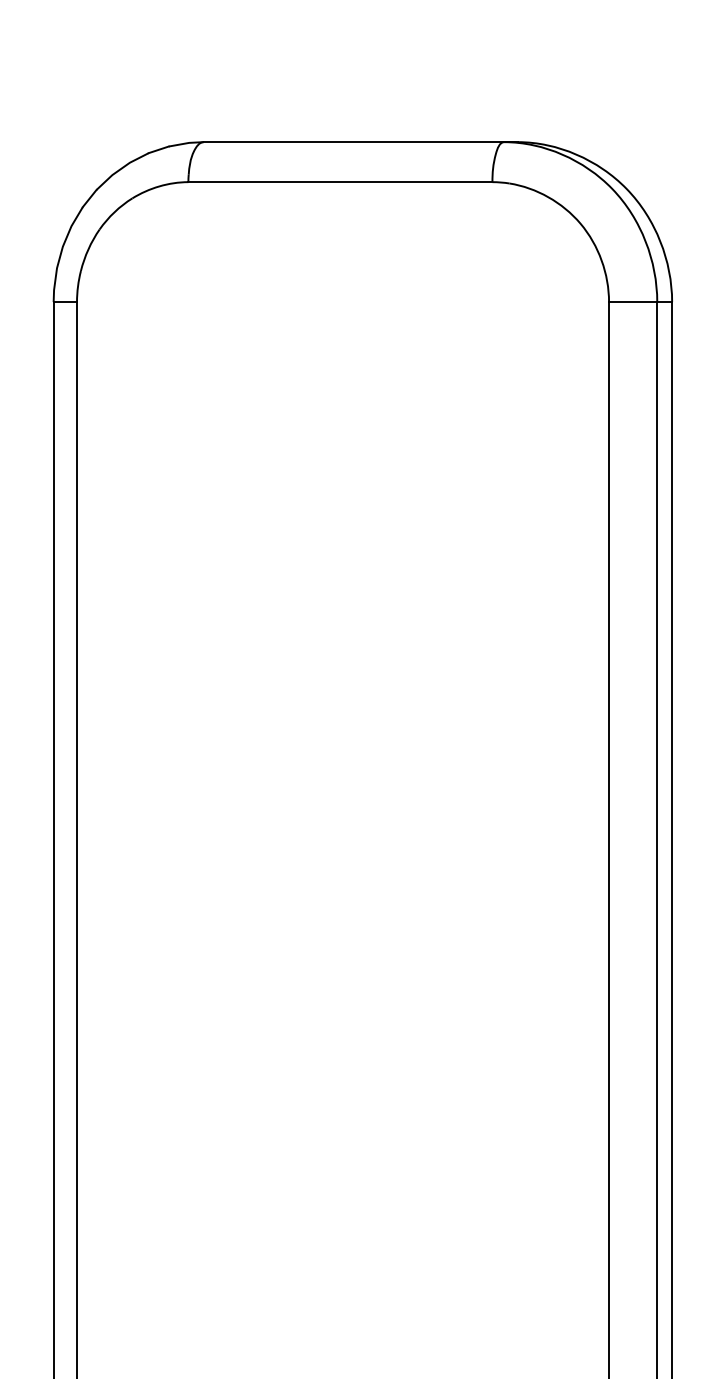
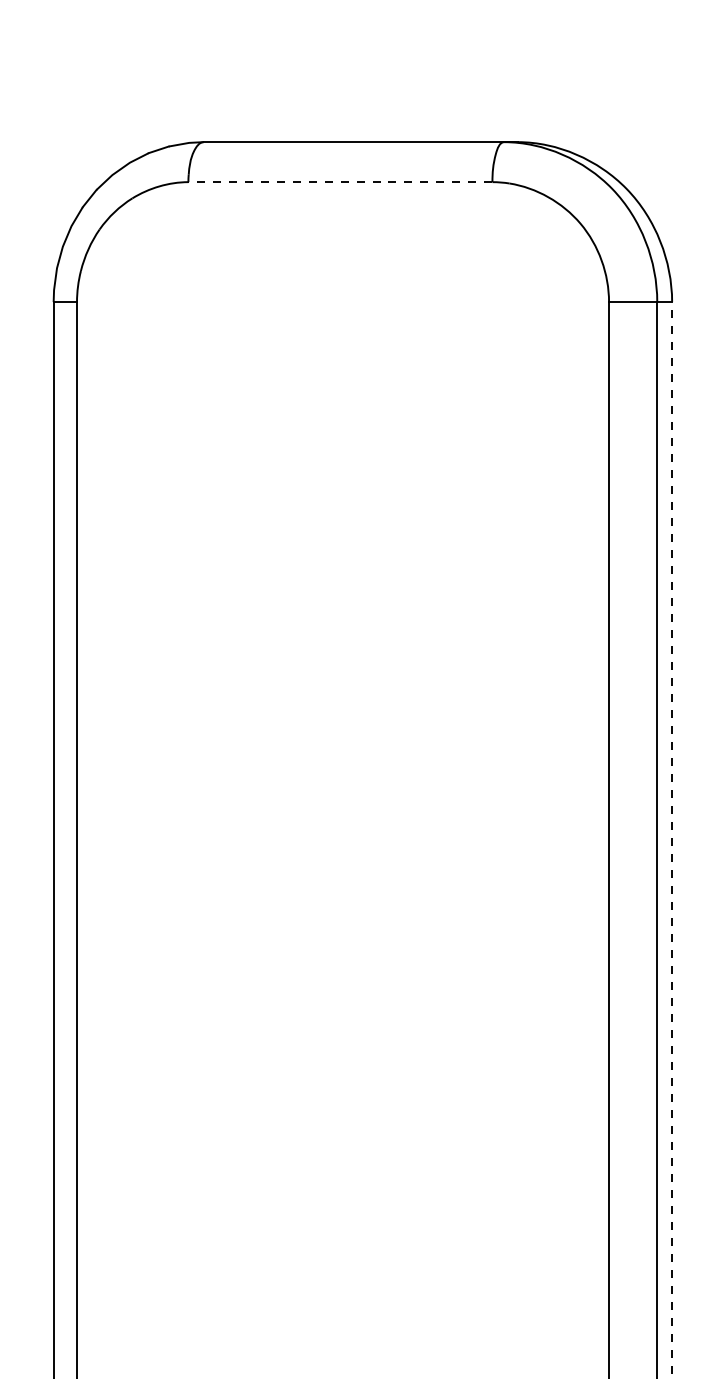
line: solid -> dashed (339, 182)
line: solid -> dashed (672, 839)
